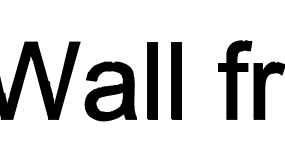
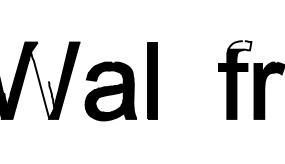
fill: present -> none (239, 45)
fill: present -> none (42, 80)
part: present -> none (176, 80)
